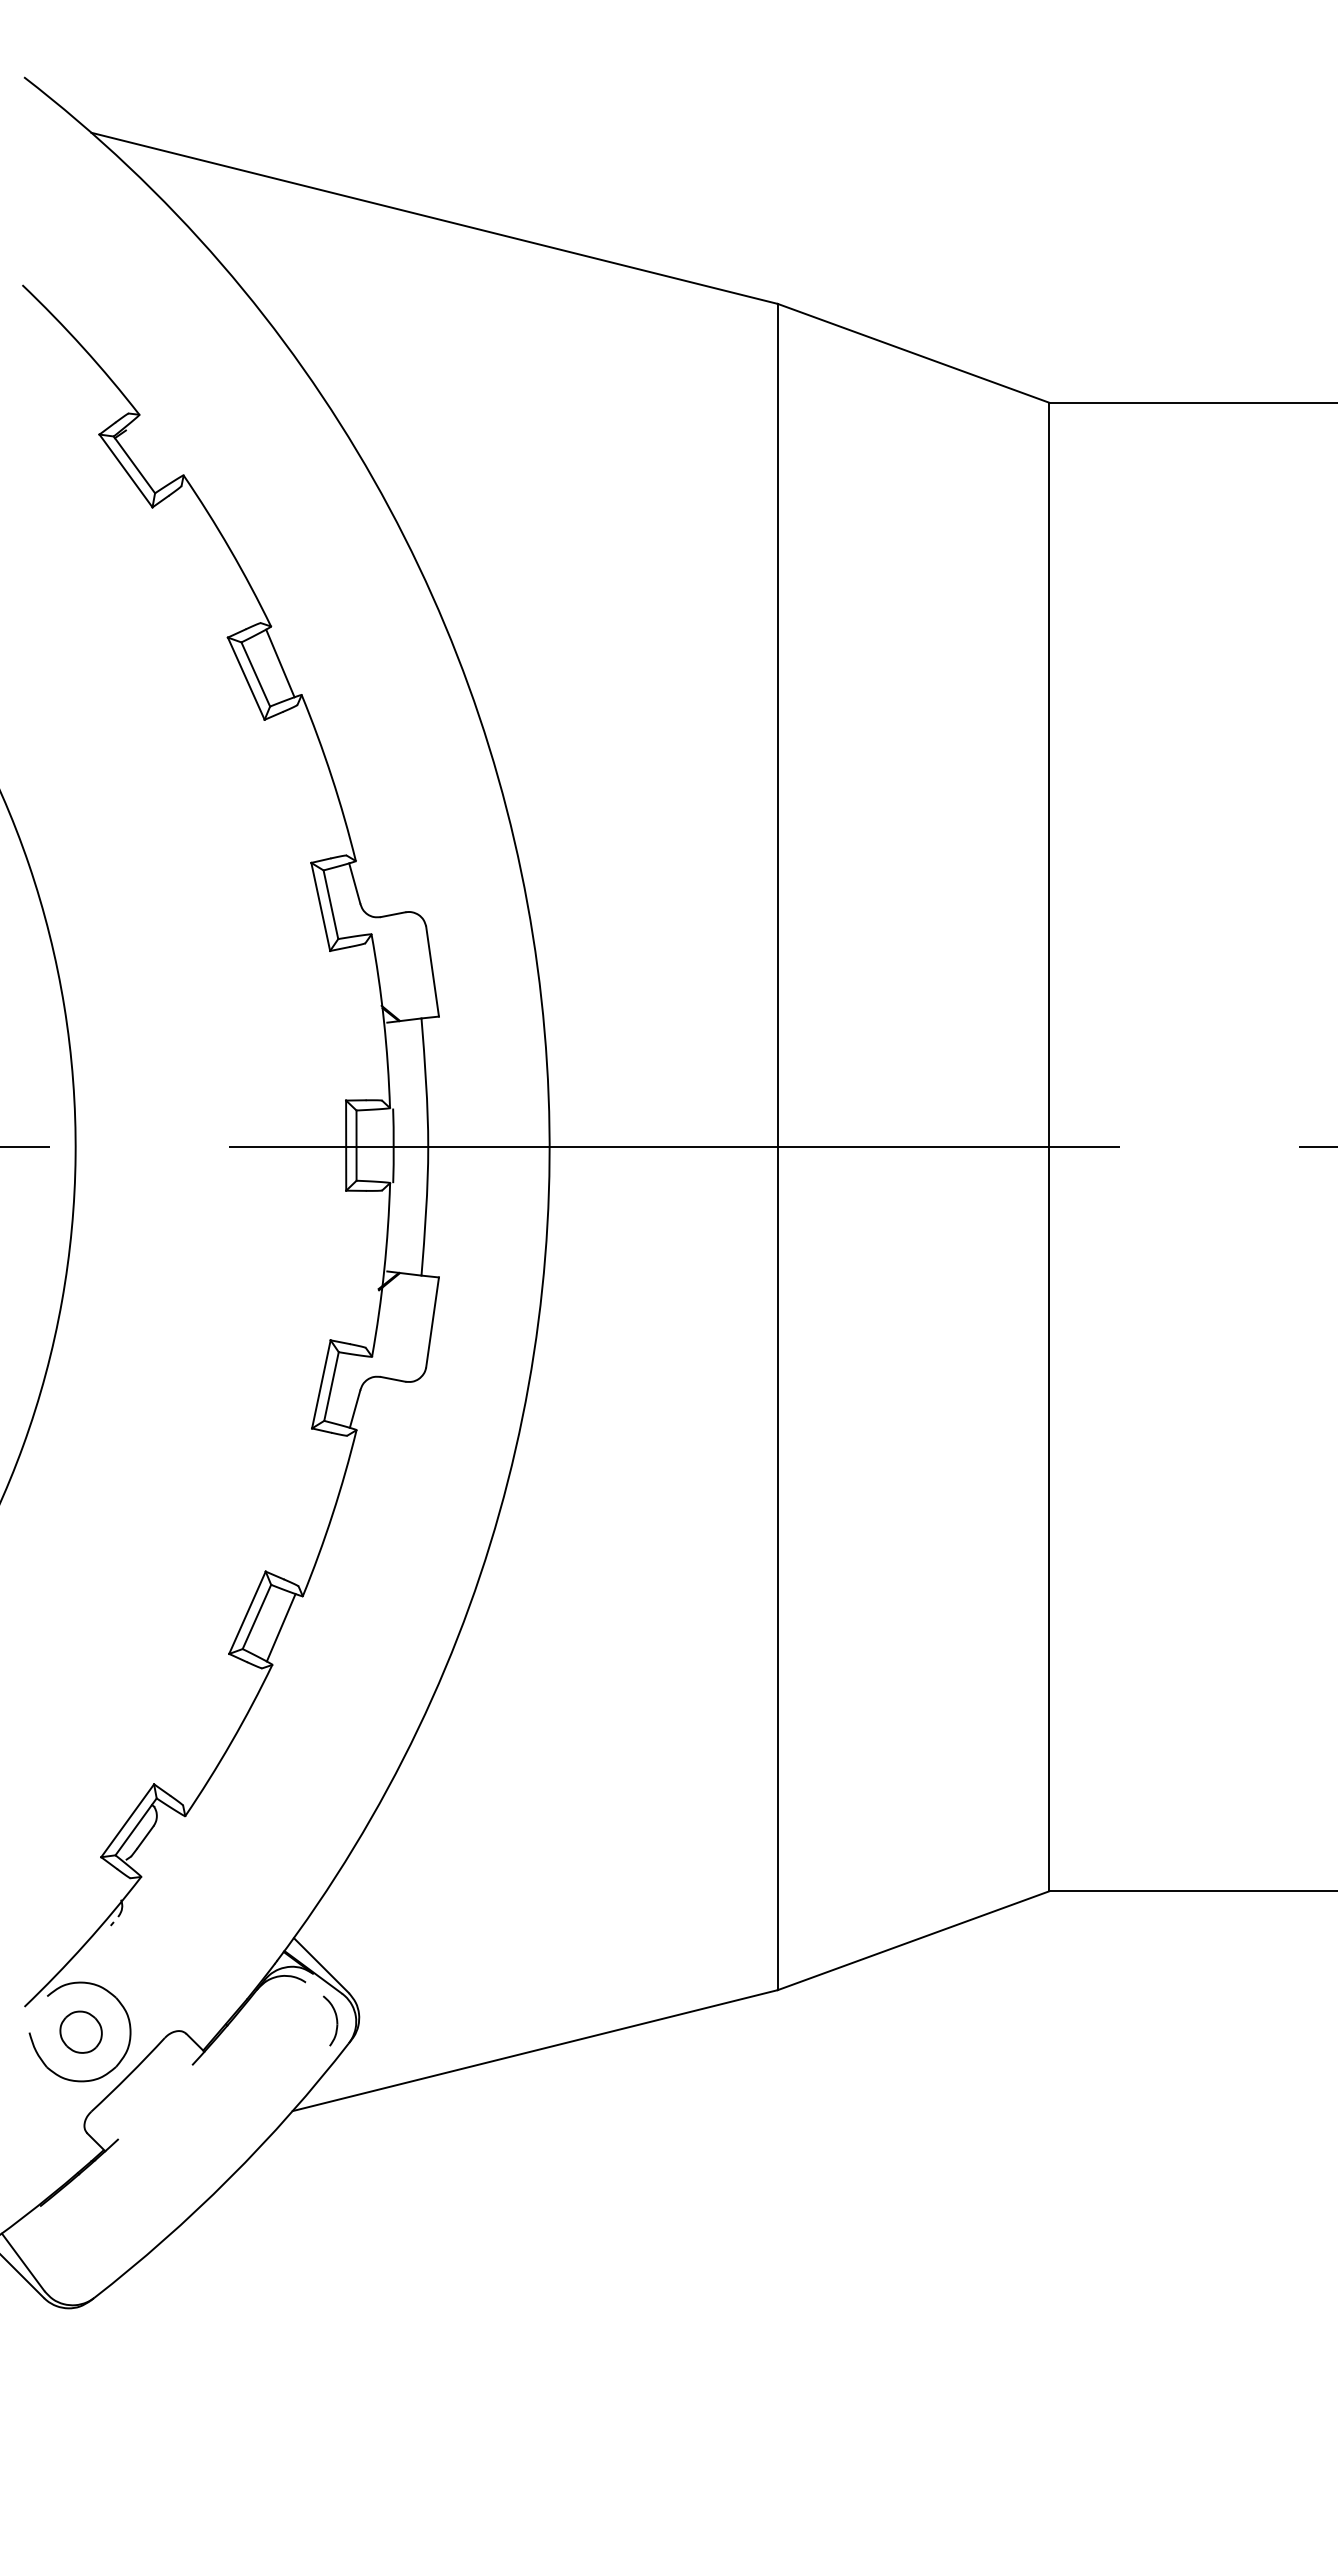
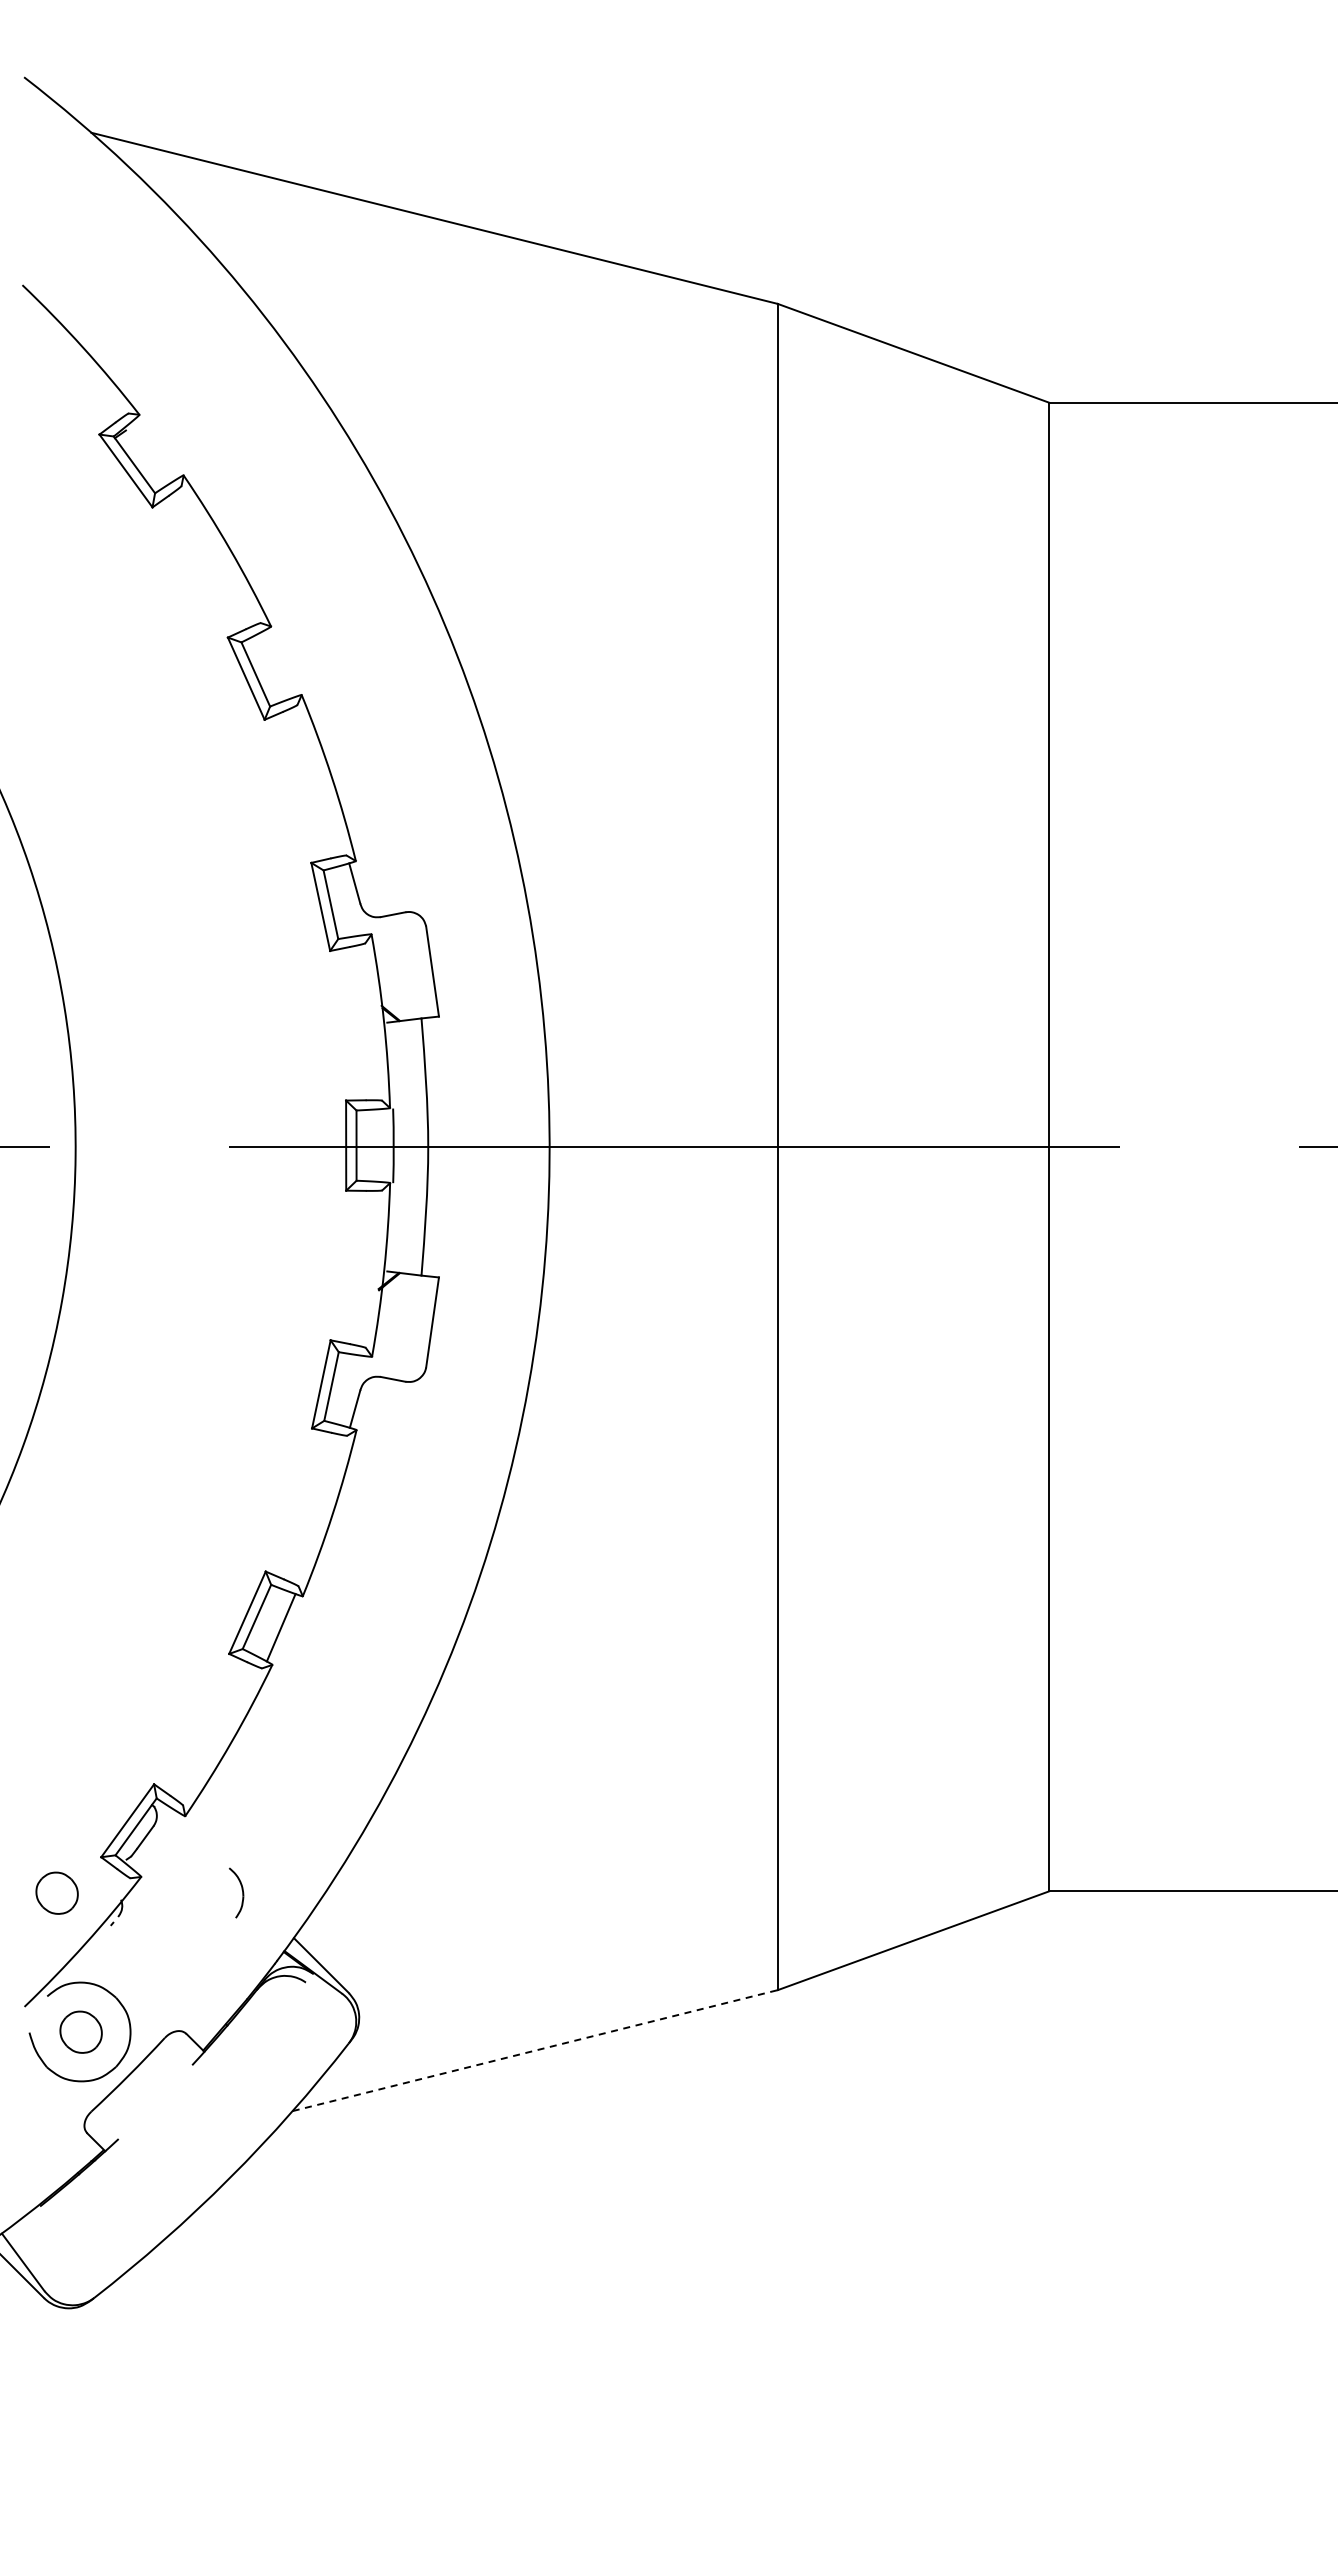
line: present -> none (280, 663)
part: none -> present (56, 1892)
part position: (330, 2020) -> (236, 1892) (236, 1892)
line: solid -> dashed (535, 2050)
